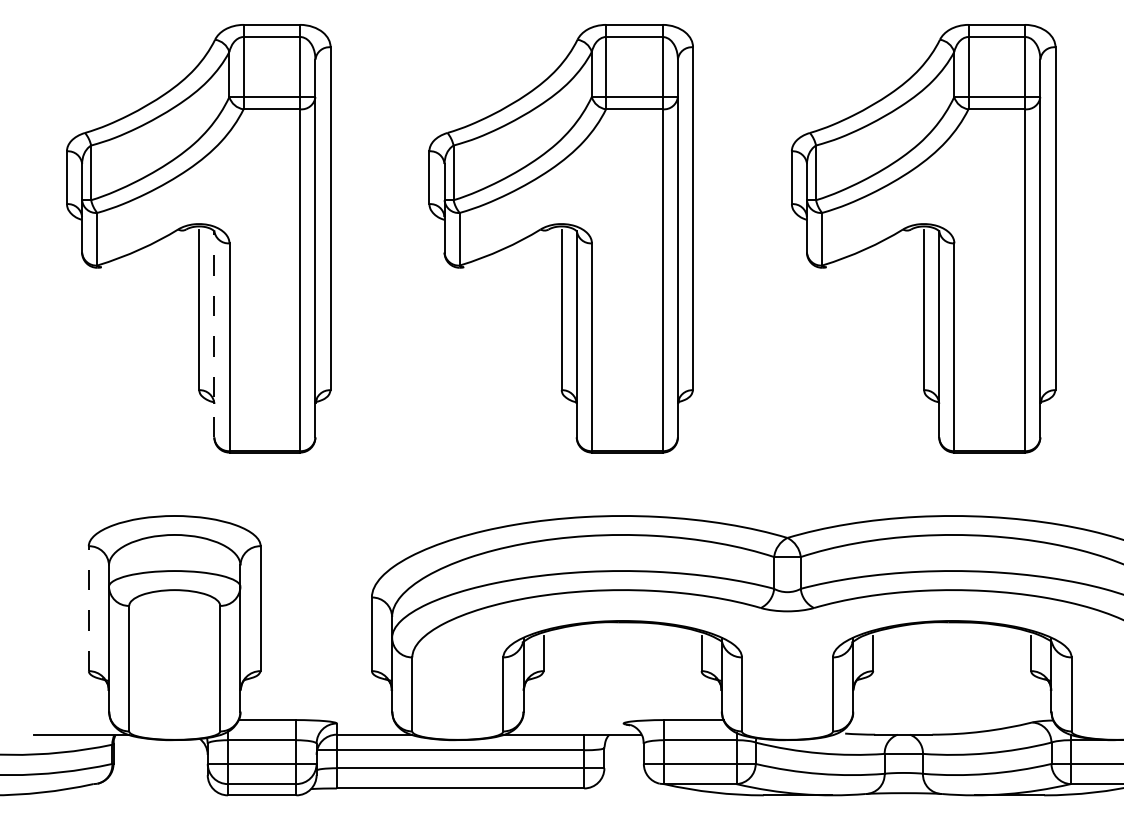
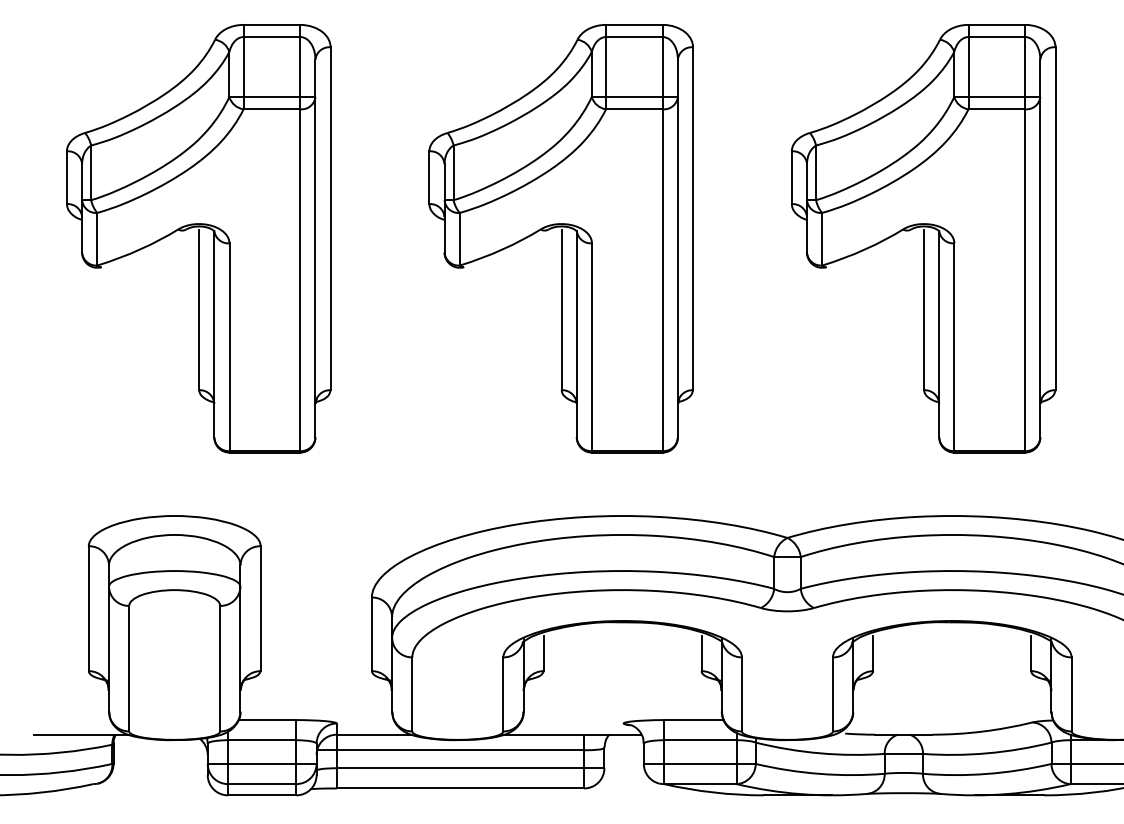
line: dashed -> solid (214, 333)
line: dashed -> solid (88, 608)
